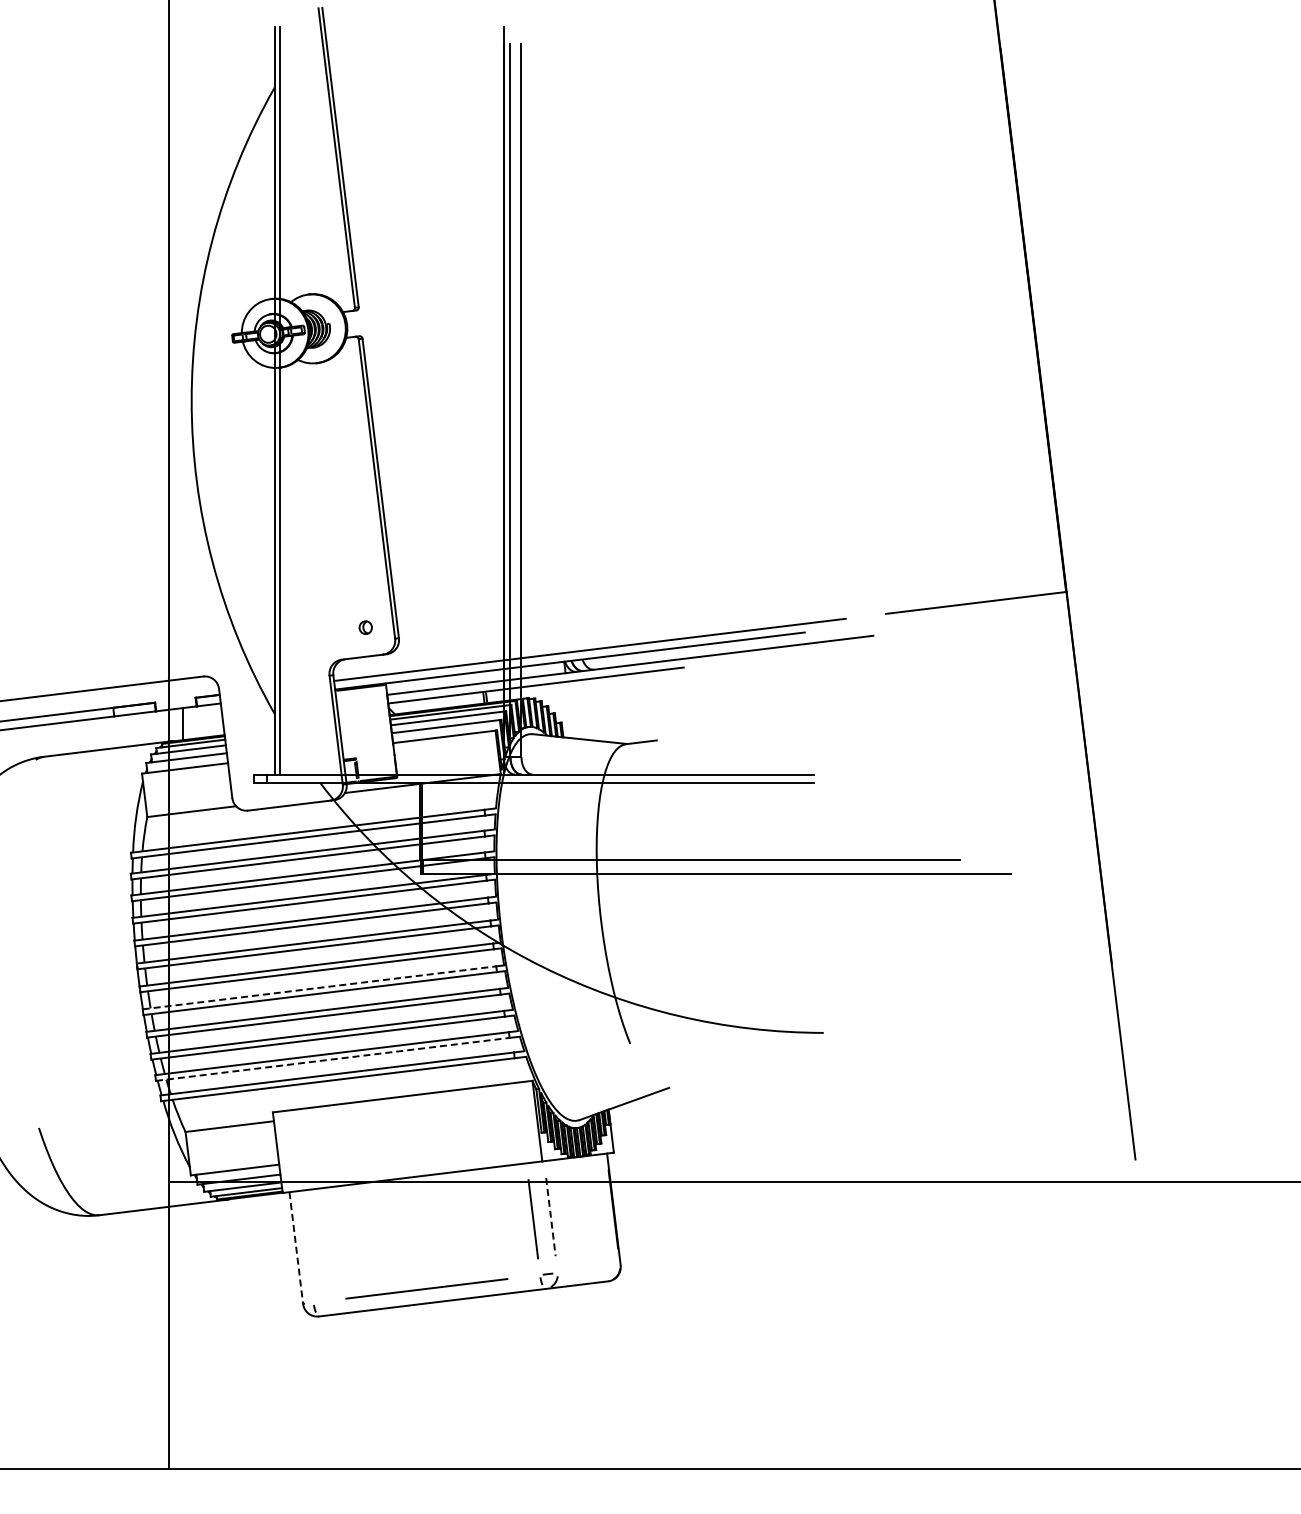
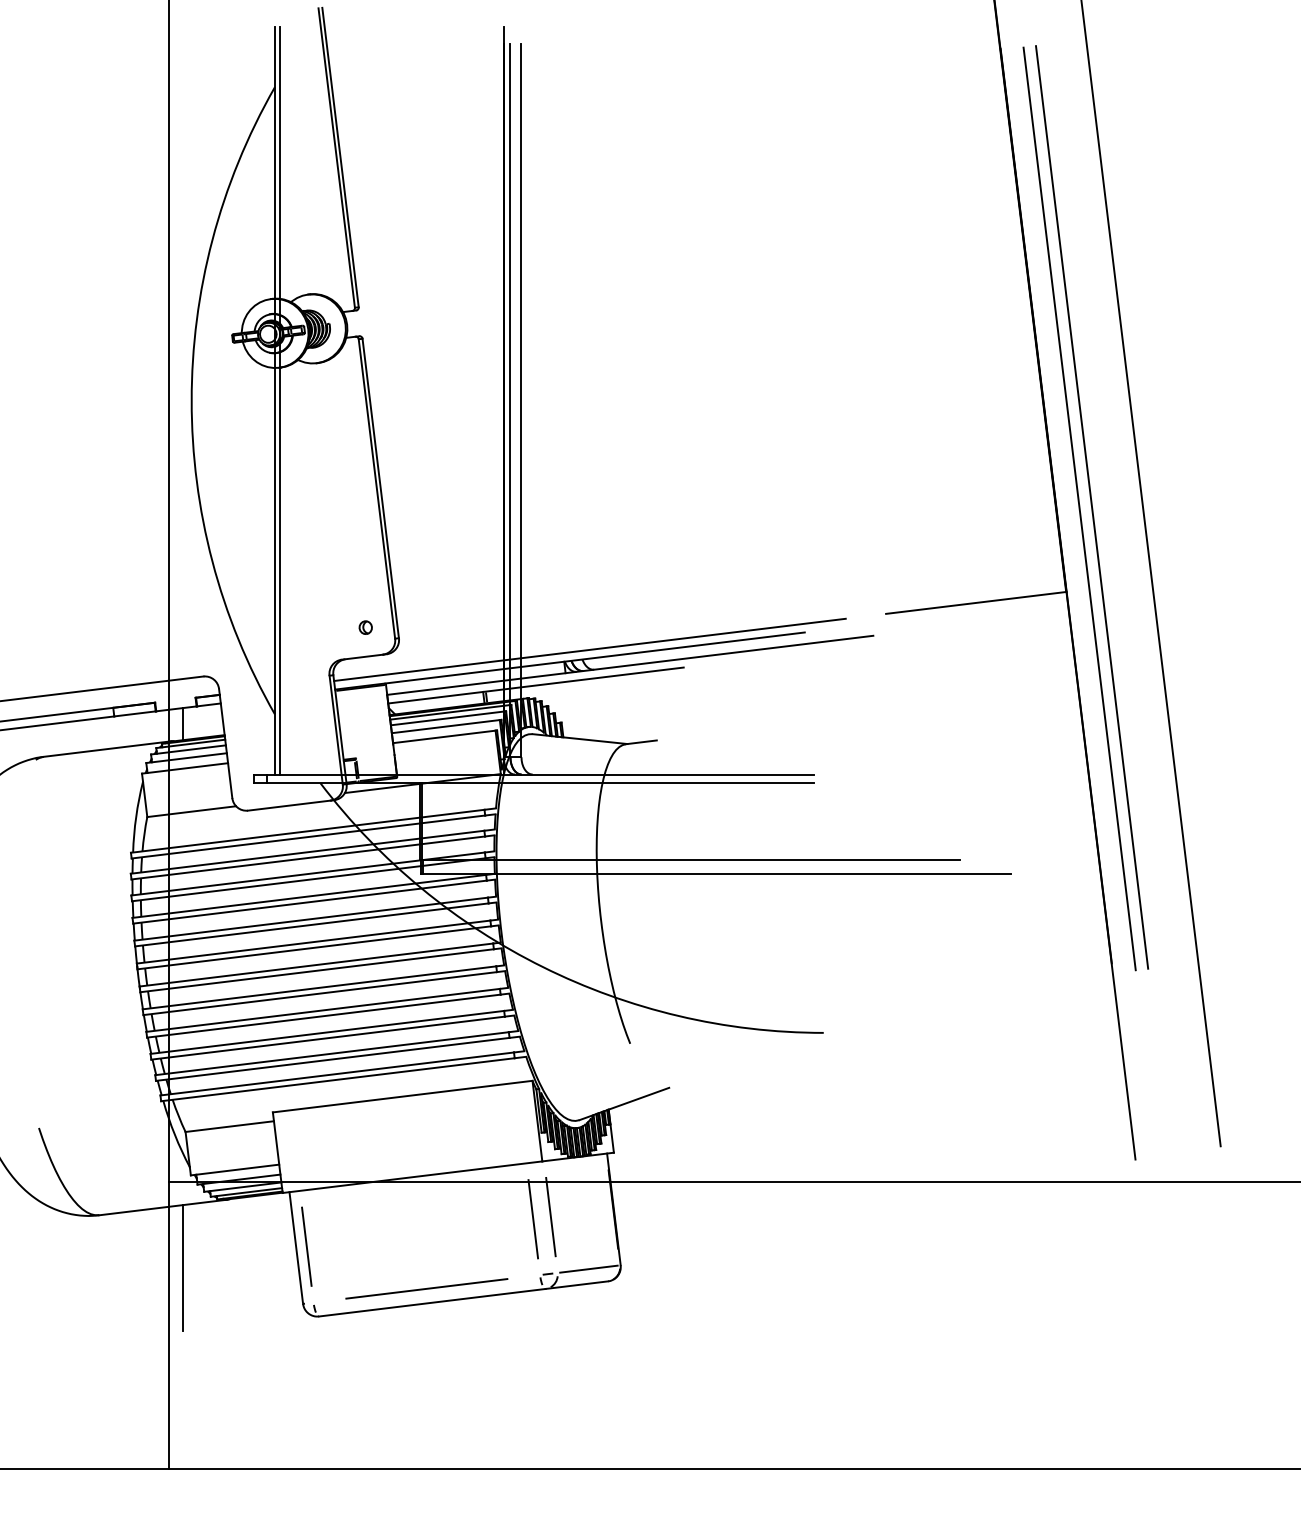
line: none -> present (1092, 507)
line: none -> present (1079, 508)
line: none -> present (1150, 574)
line: dashed -> solid (320, 987)
line: dashed -> solid (333, 1059)
line: dashed -> solid (550, 1217)
line: none -> present (306, 1246)
line: dashed -> solid (296, 1248)
line: none -> present (182, 1268)
line: none -> present (588, 1268)
